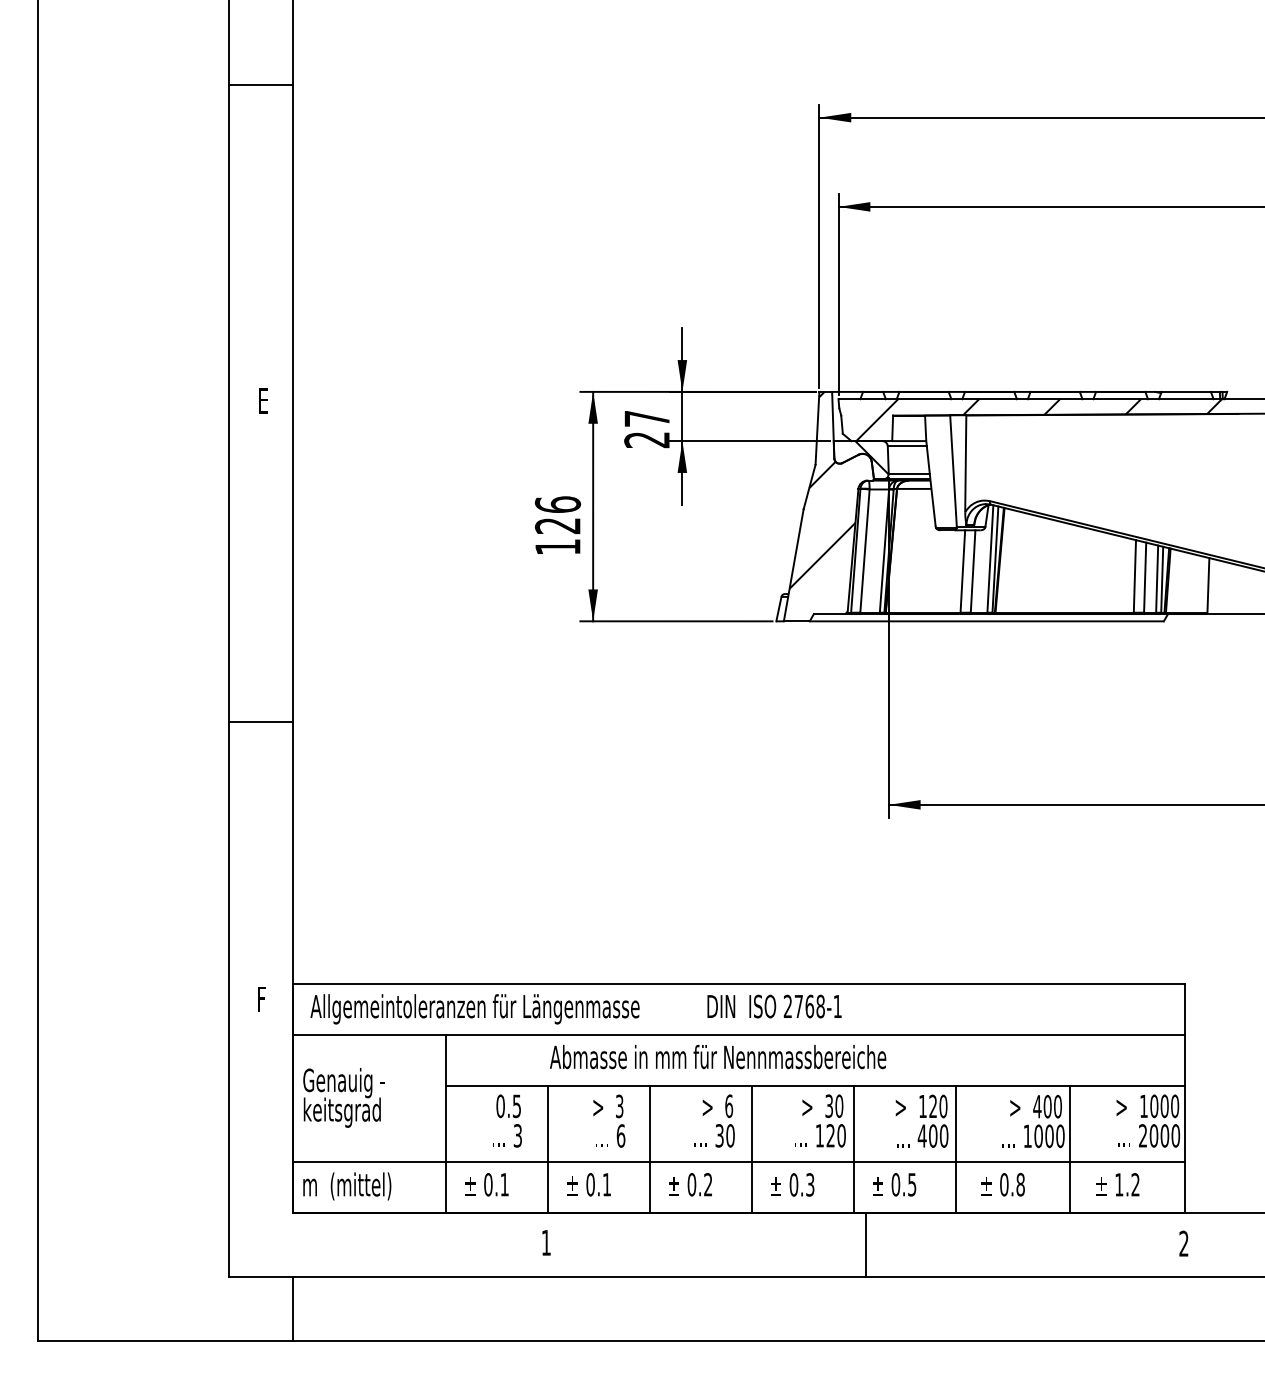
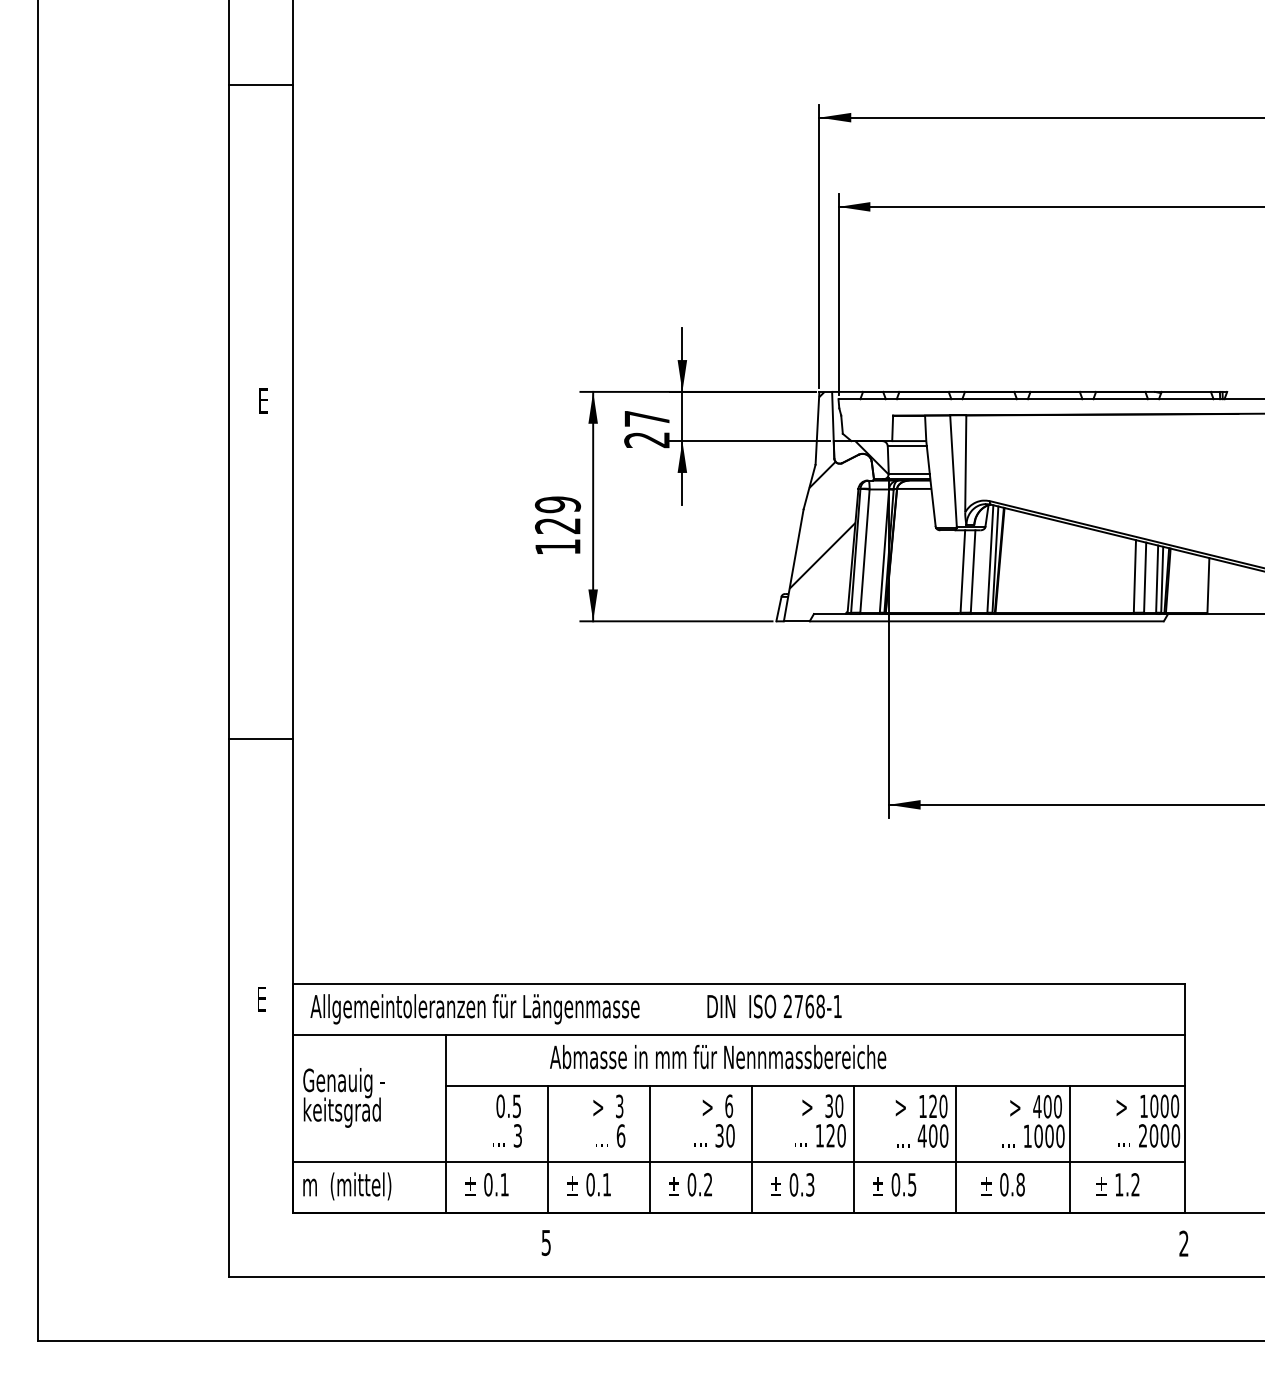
hatch: present -> none (1038, 420)
text: 126 -> 129 (557, 504)
line position: (260, 722) -> (260, 739) (260, 739)
text: F -> E (262, 1000)
text: 1 -> 5 (545, 1243)
line: present -> none (866, 1244)
line: present -> none (292, 1308)
